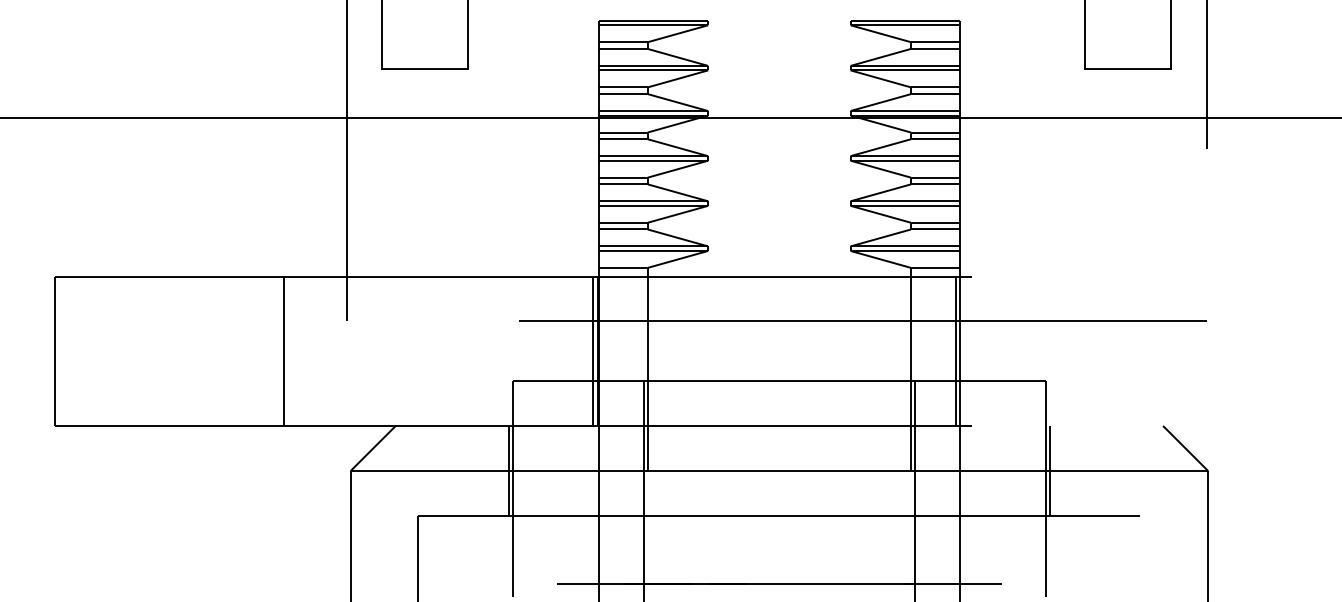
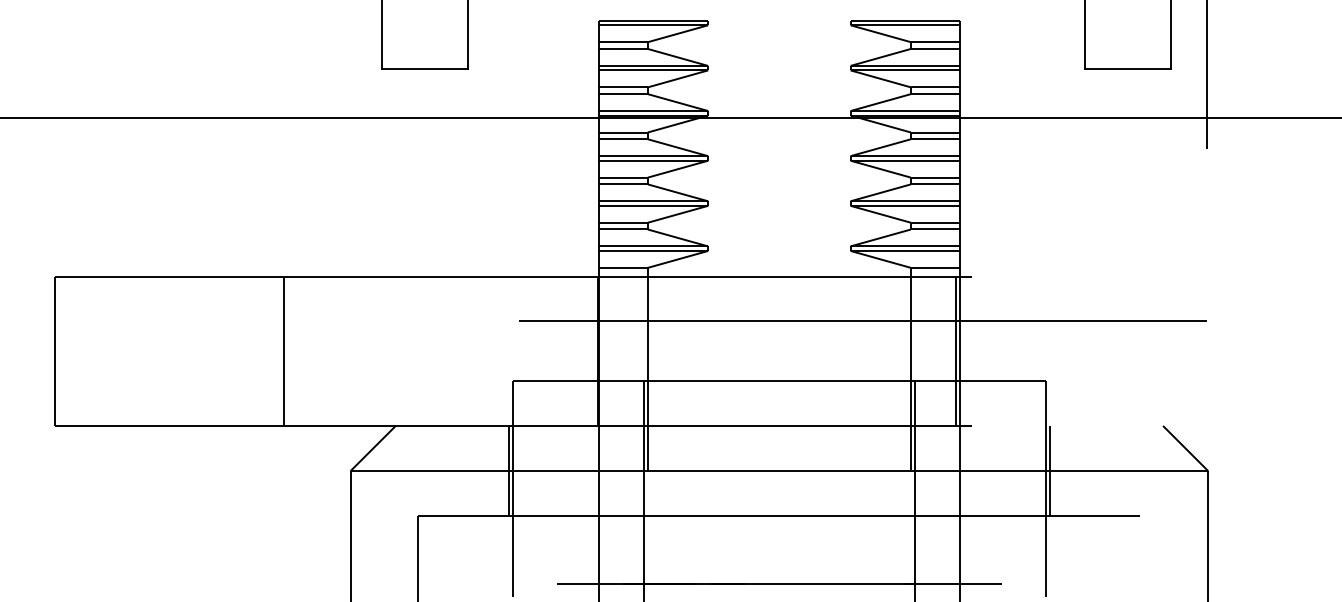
line: present -> none (346, 161)
line: present -> none (593, 351)
